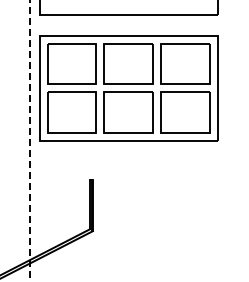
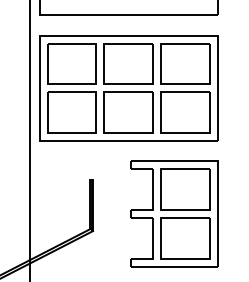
line: dashed -> solid (30, 141)
part: none -> present (174, 213)
